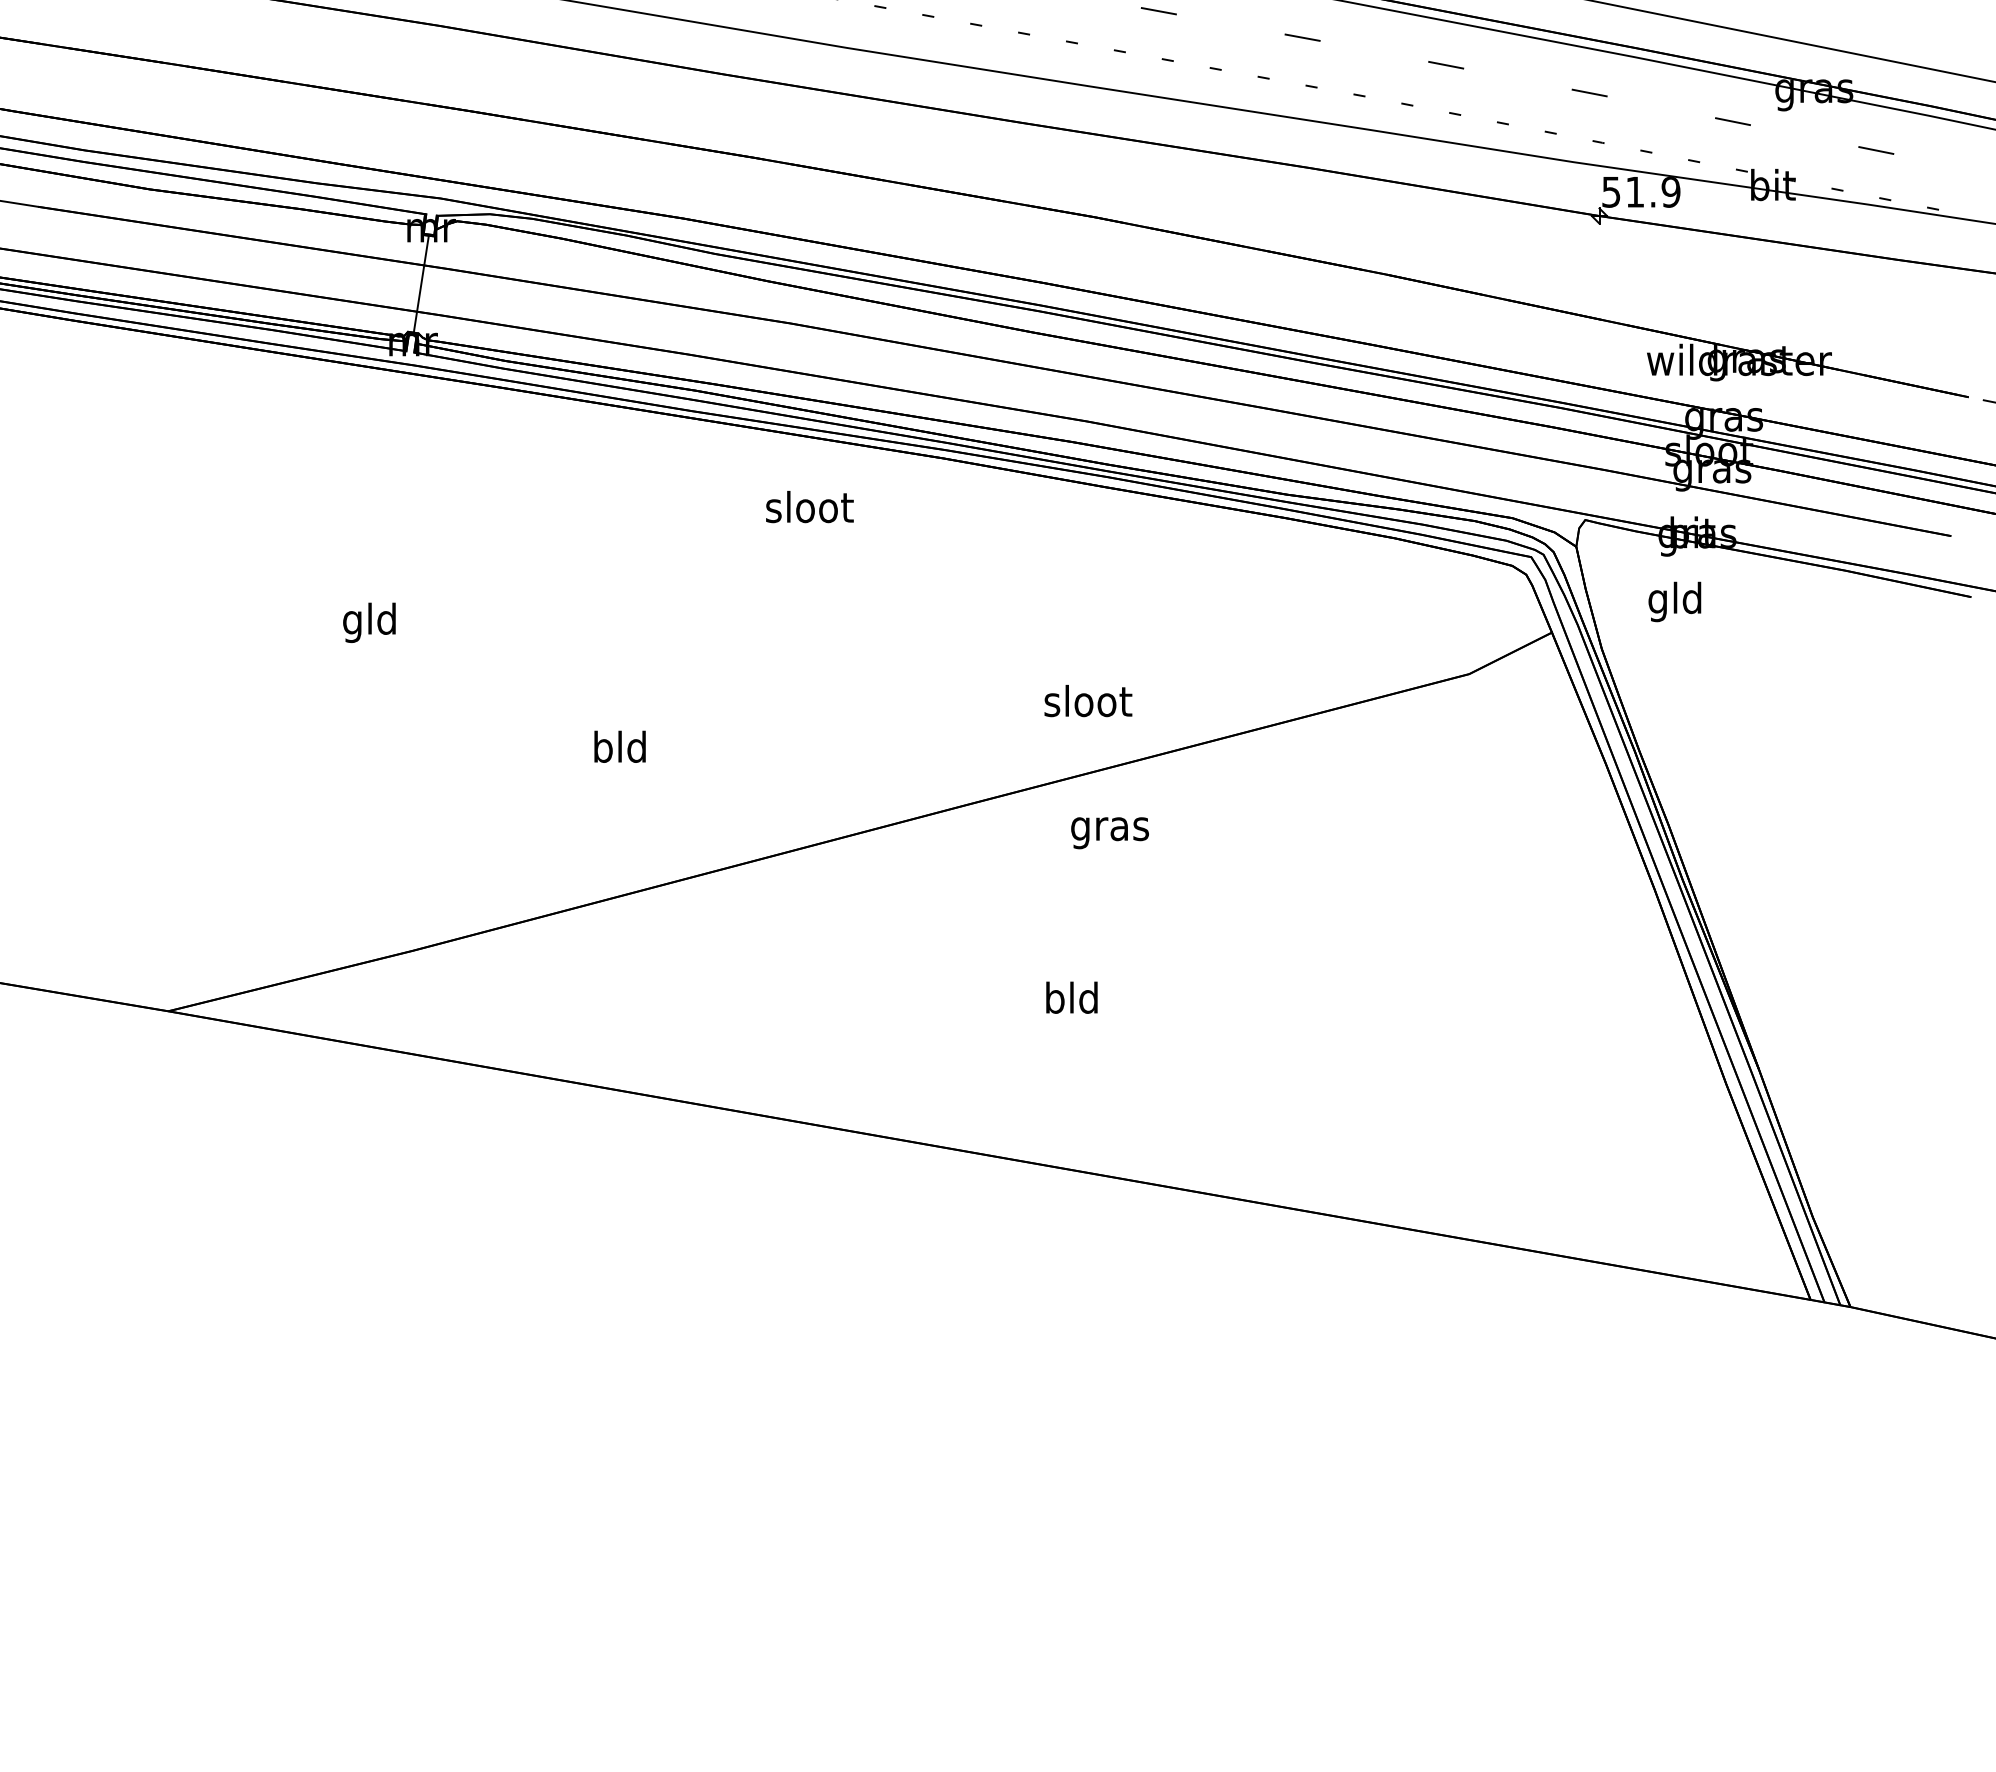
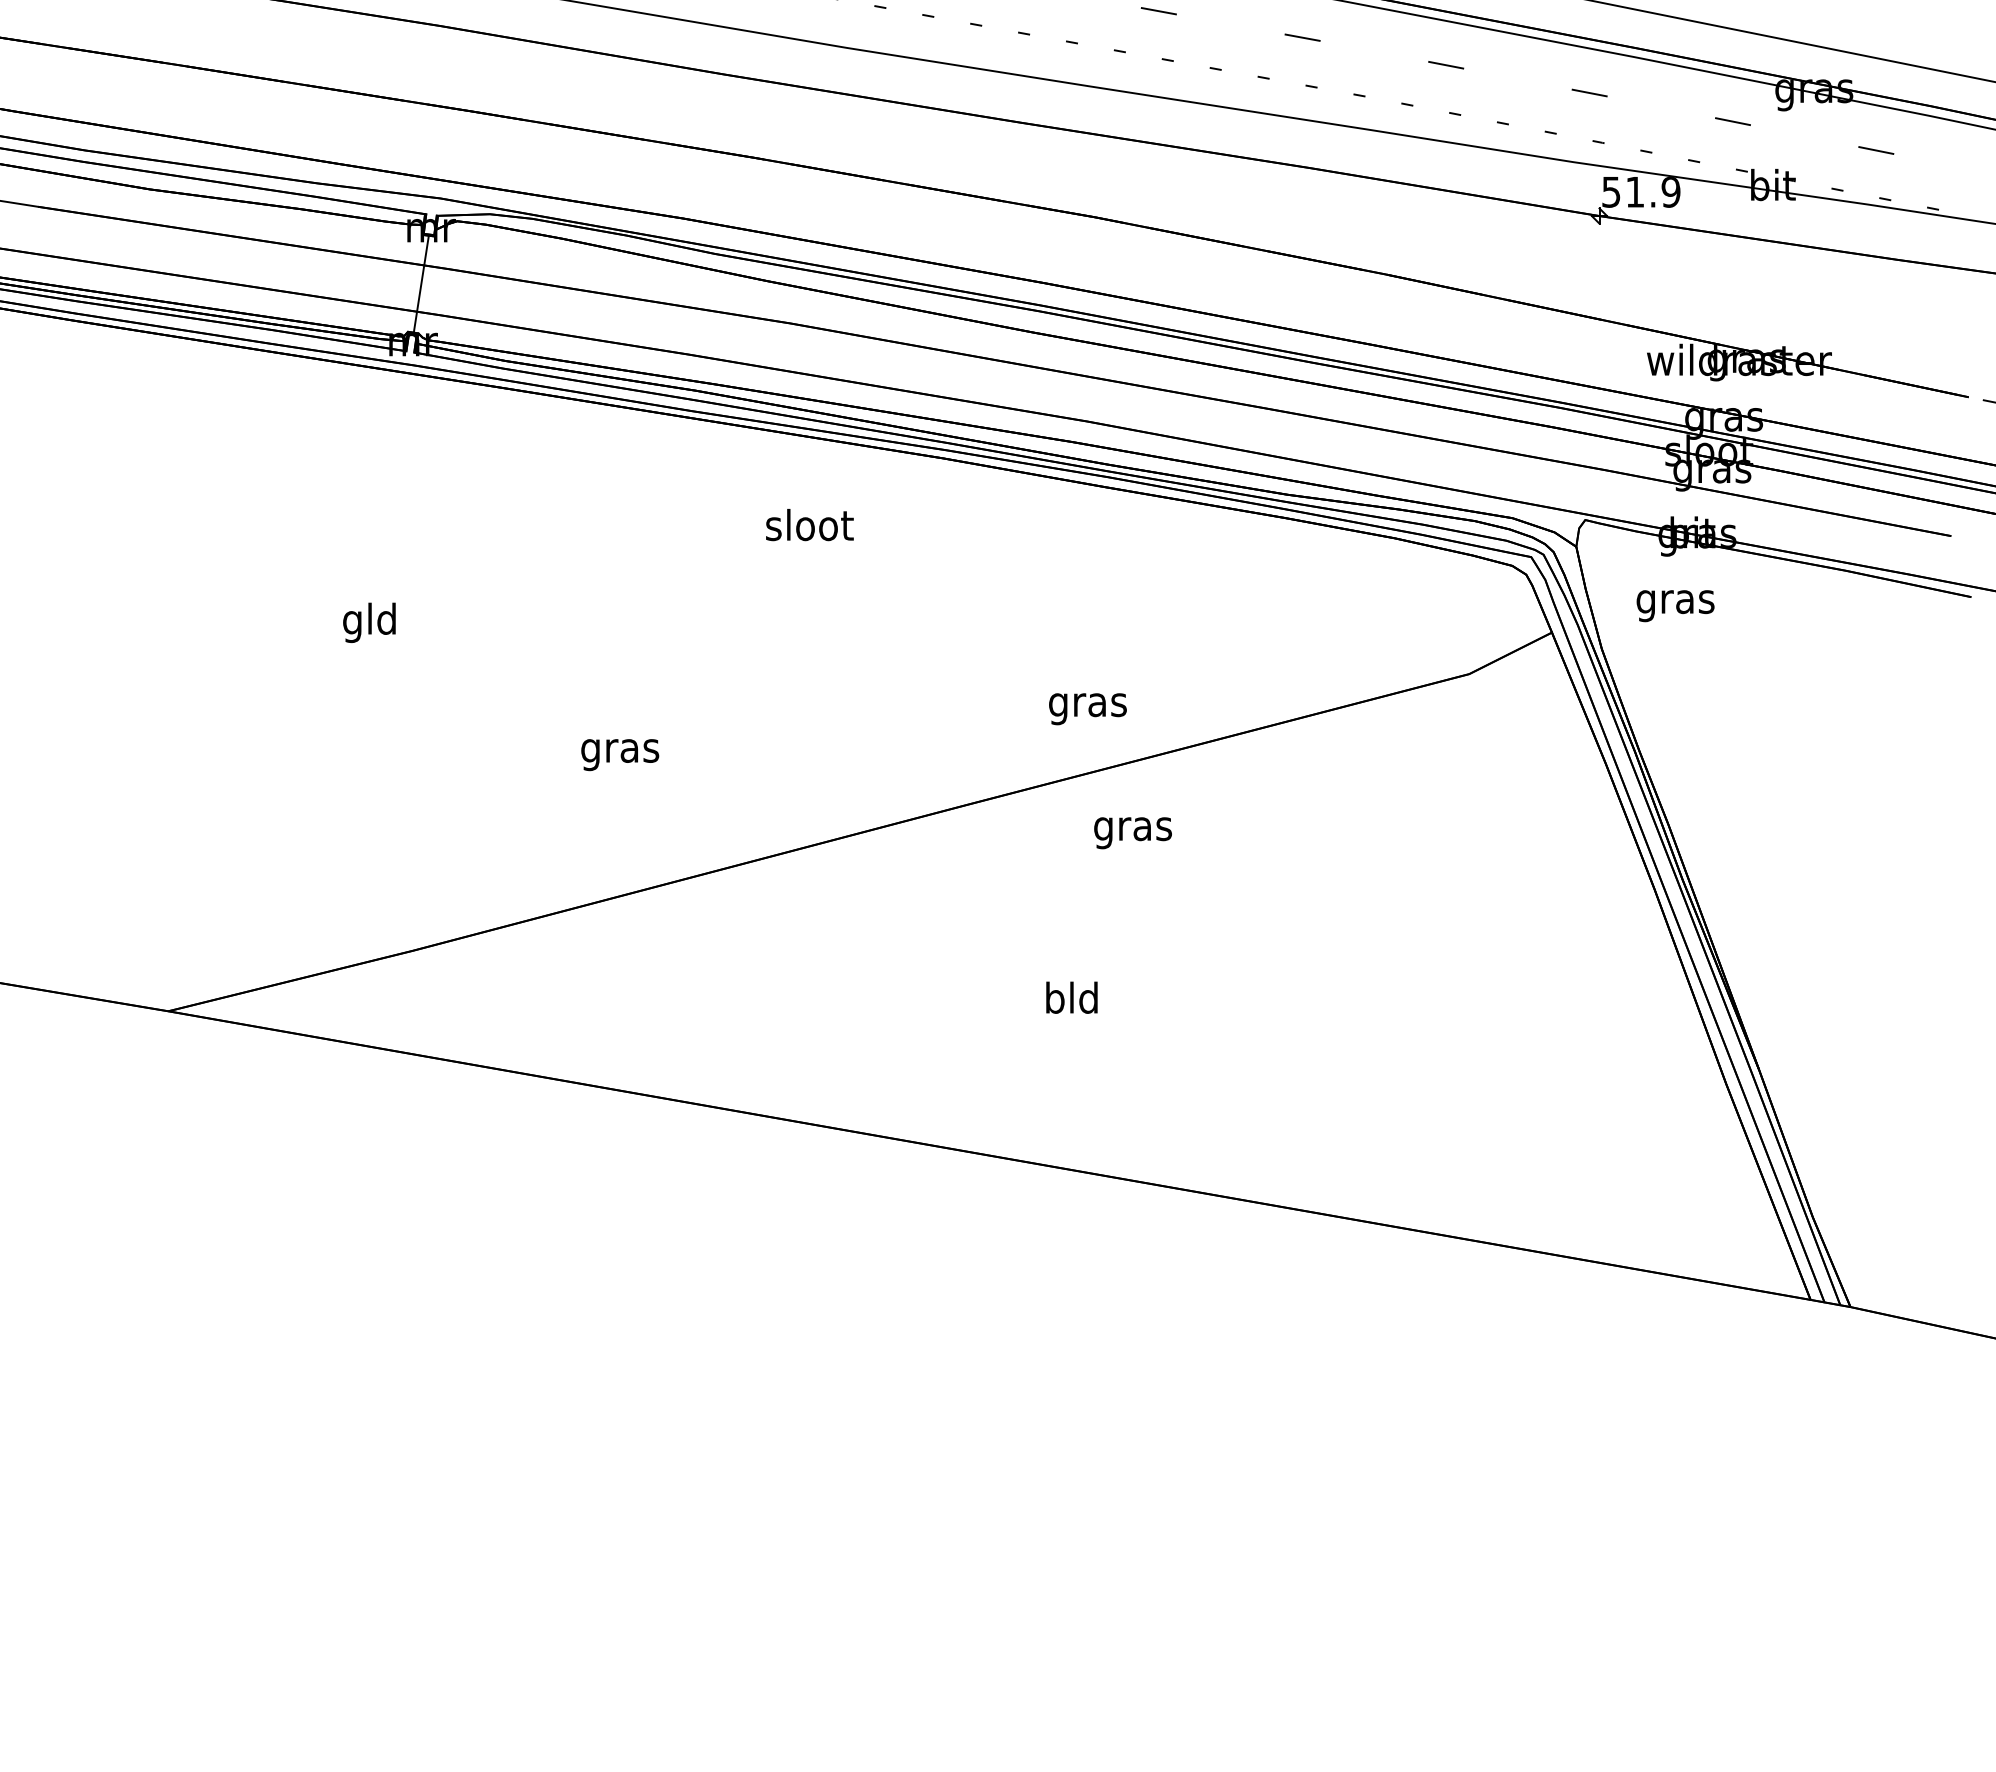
text position: (809, 507) -> (809, 525) (809, 525)
text: gld -> gras (1675, 601)
text: sloot -> gras (1088, 704)
text: bld -> gras (620, 750)
text position: (1109, 833) -> (1132, 833) (1132, 833)
